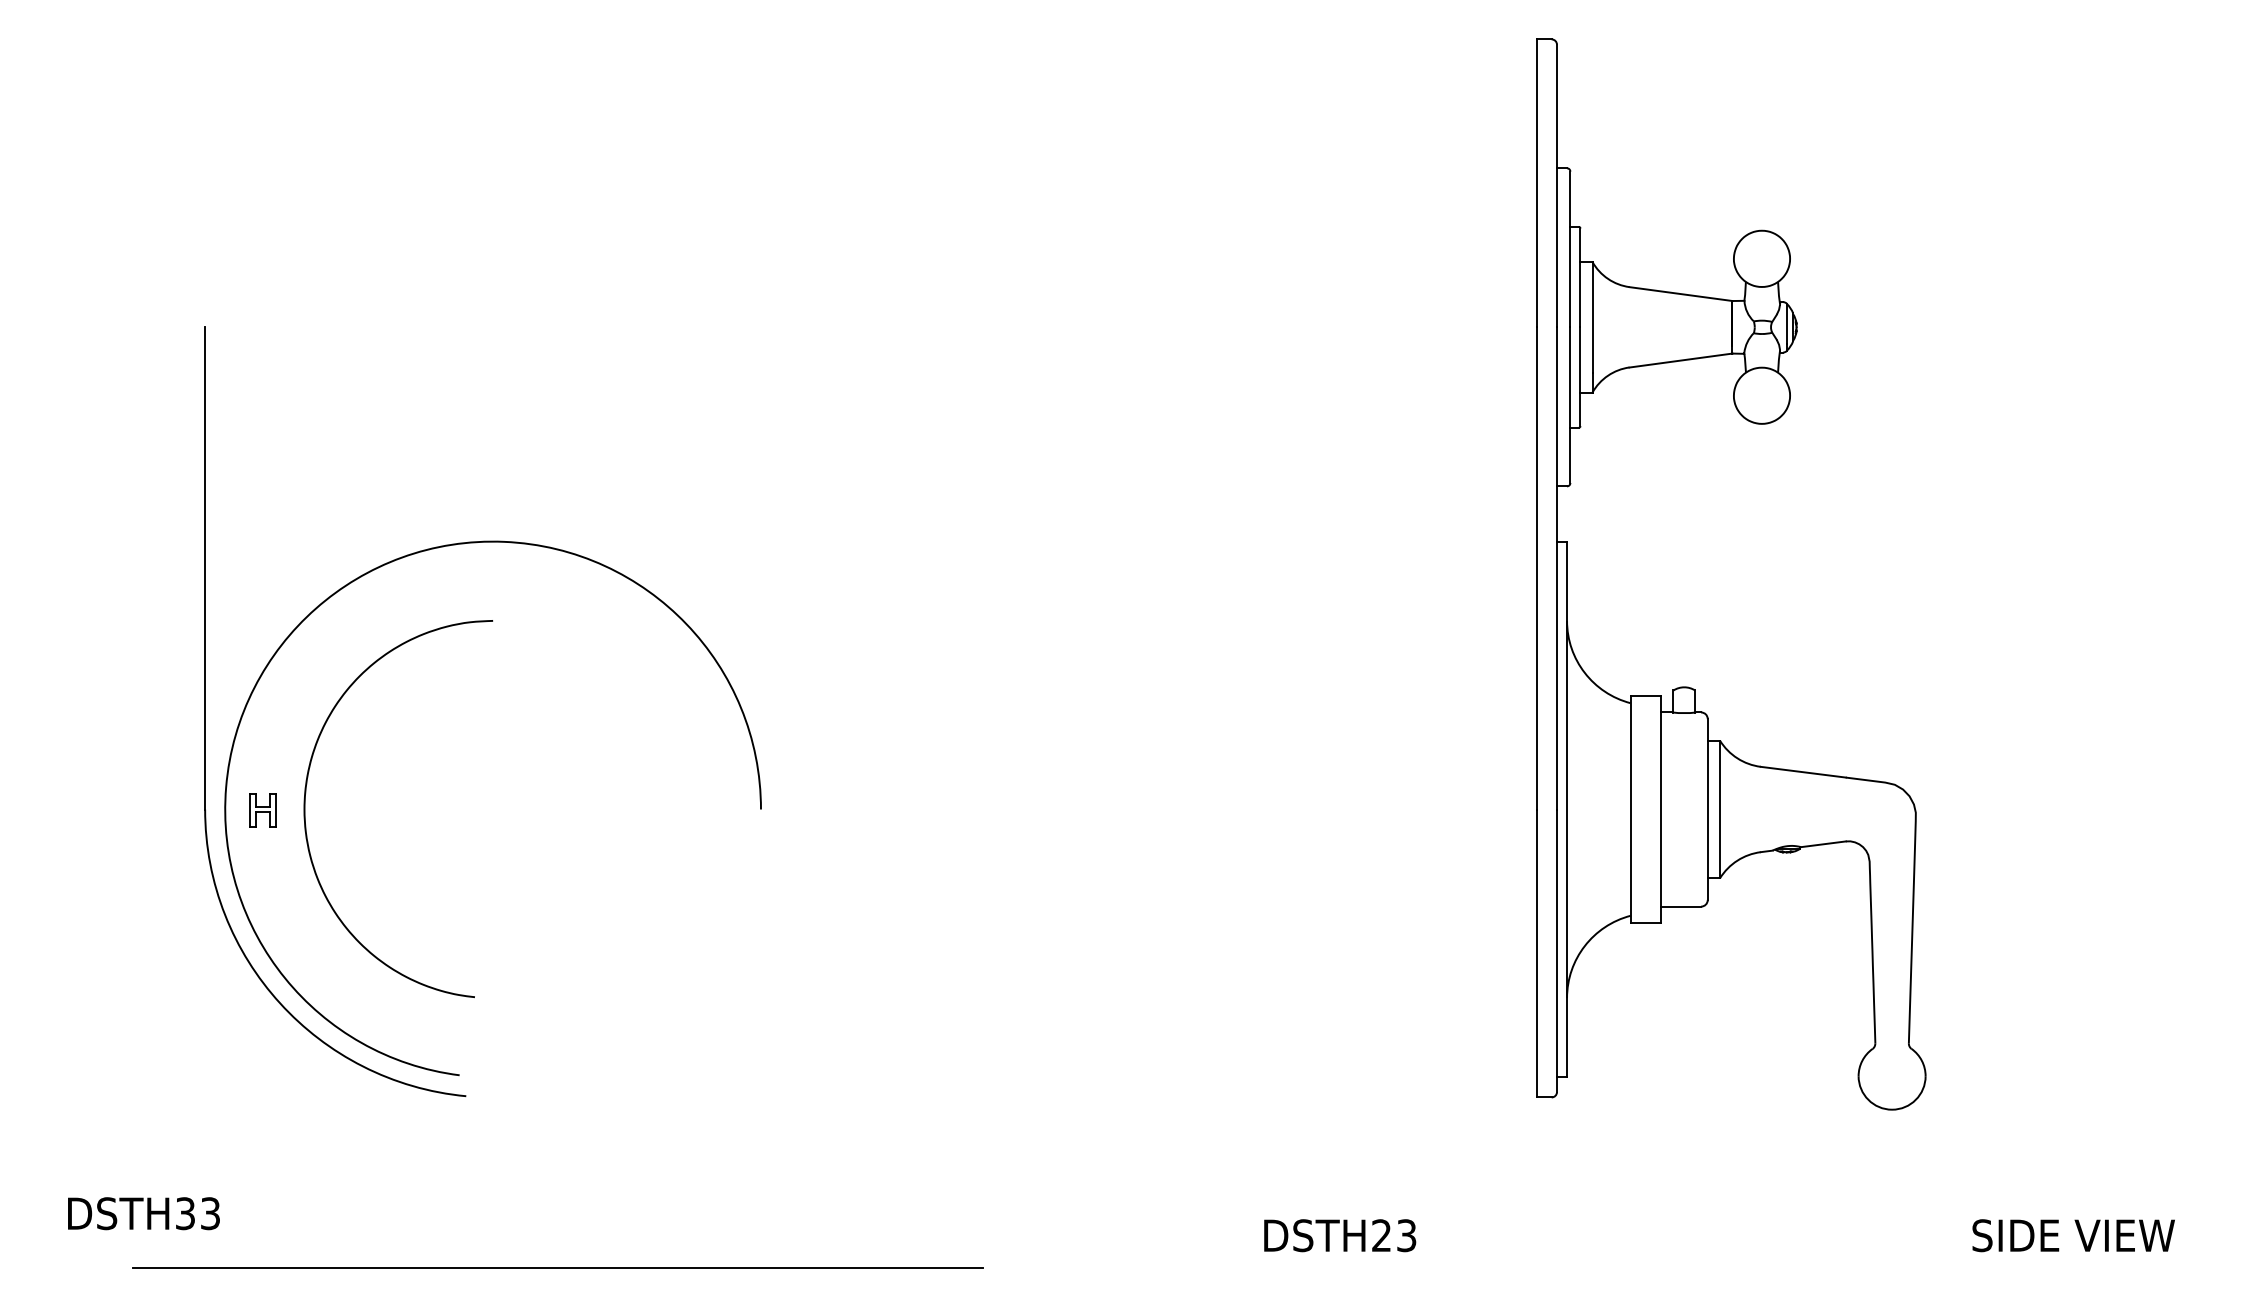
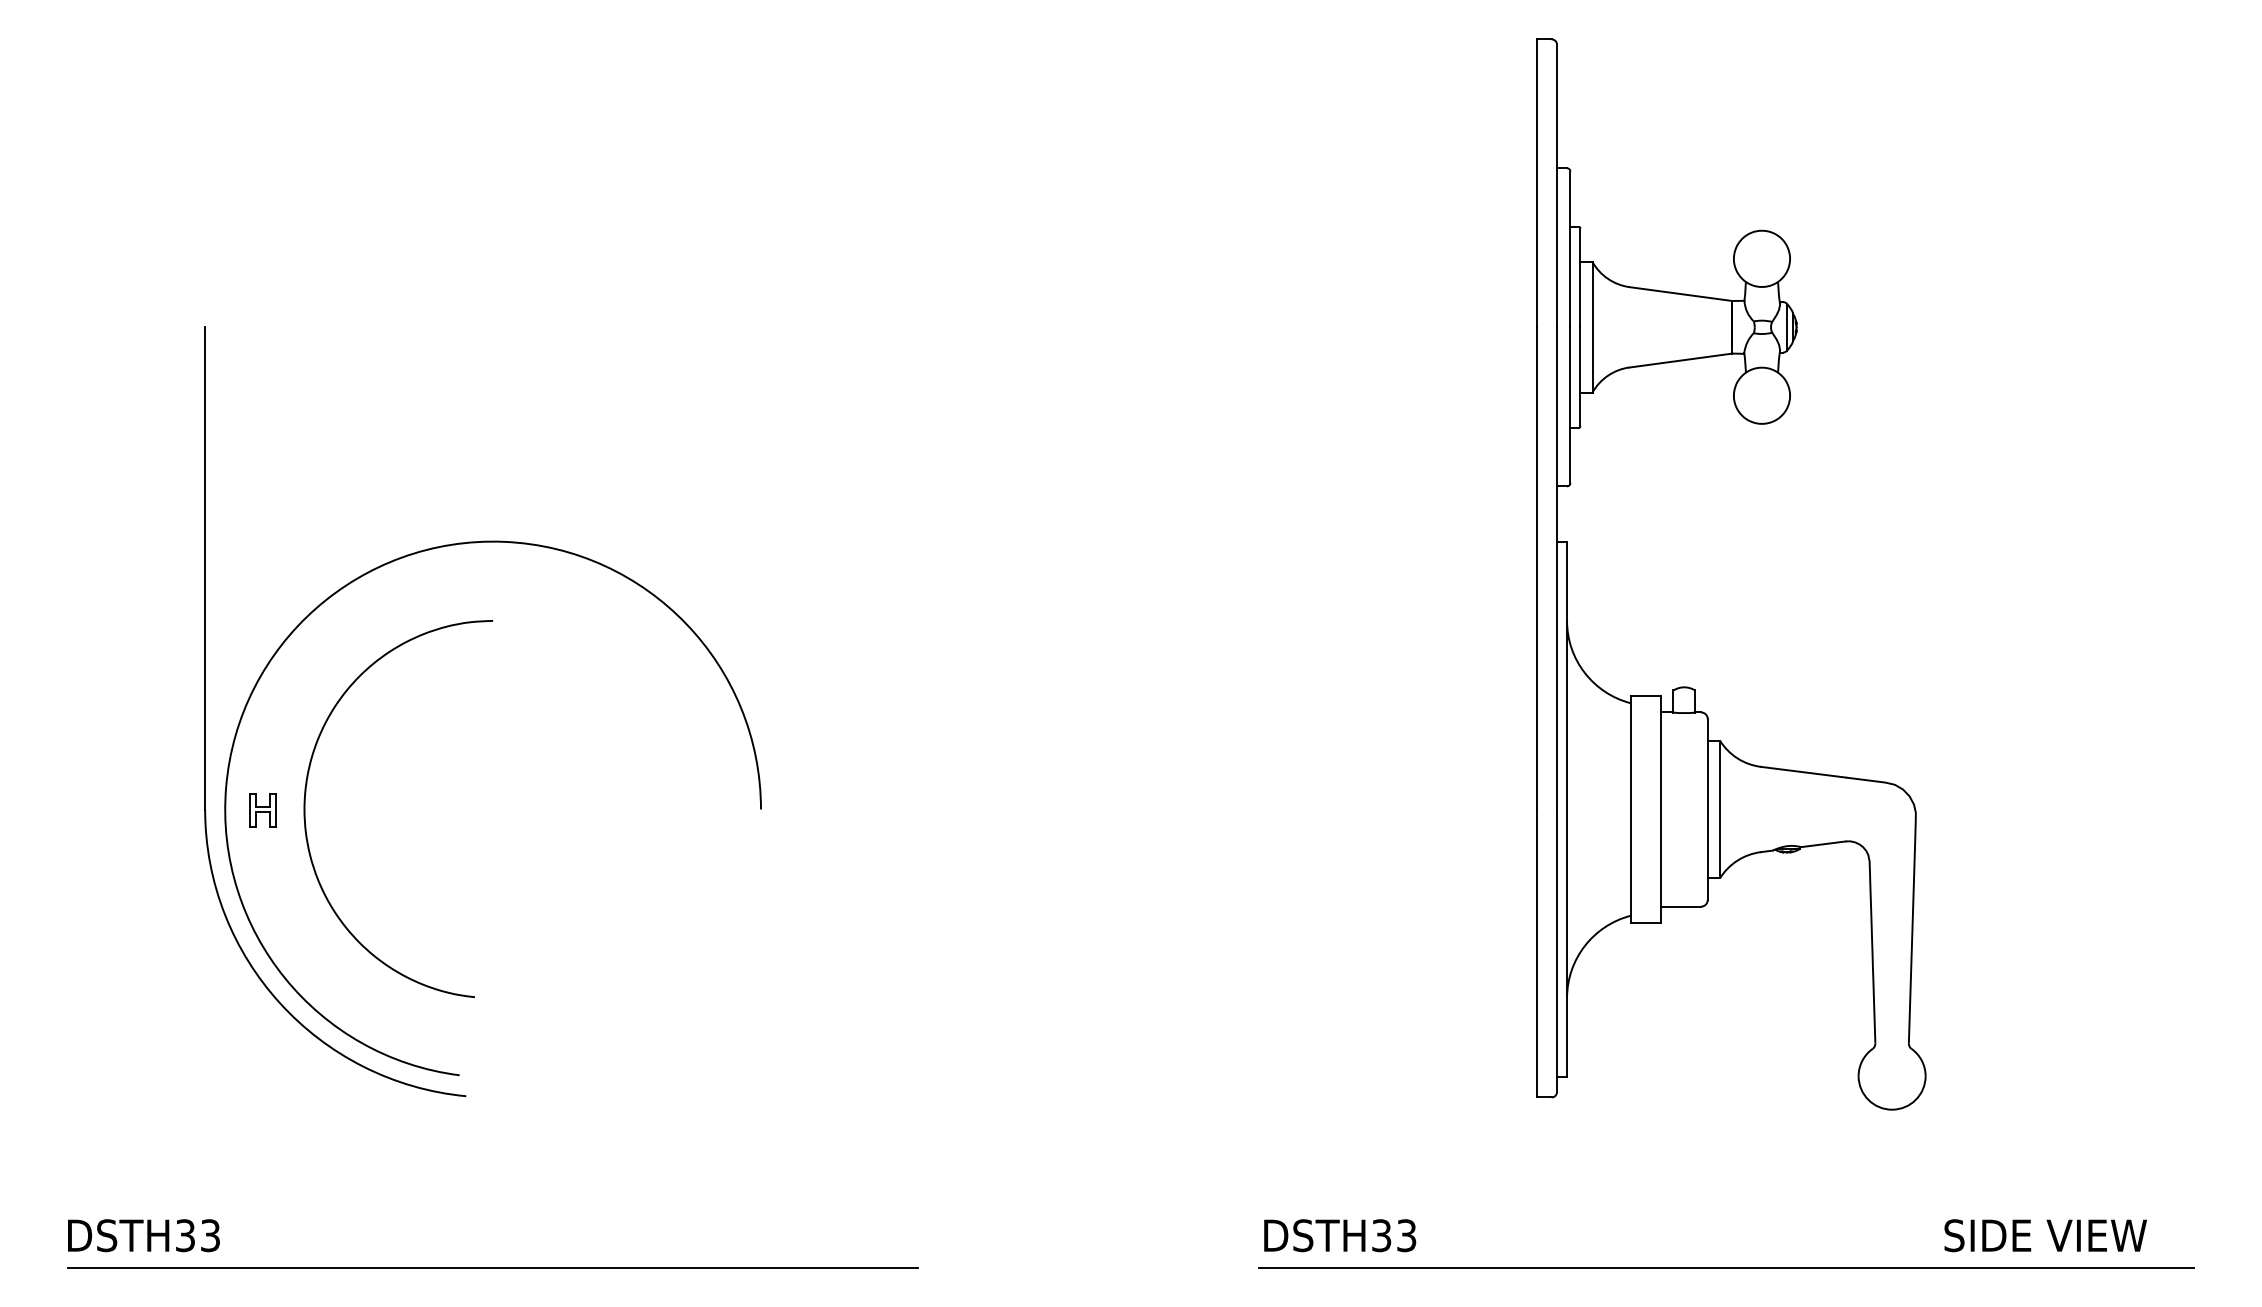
text position: (143, 1213) -> (143, 1235) (143, 1235)
text: DSTH23 -> DSTH33 (1381, 1235)
text position: (2073, 1235) -> (2045, 1235) (2045, 1235)
line position: (557, 1267) -> (492, 1267) (492, 1267)
line: none -> present (1726, 1267)
